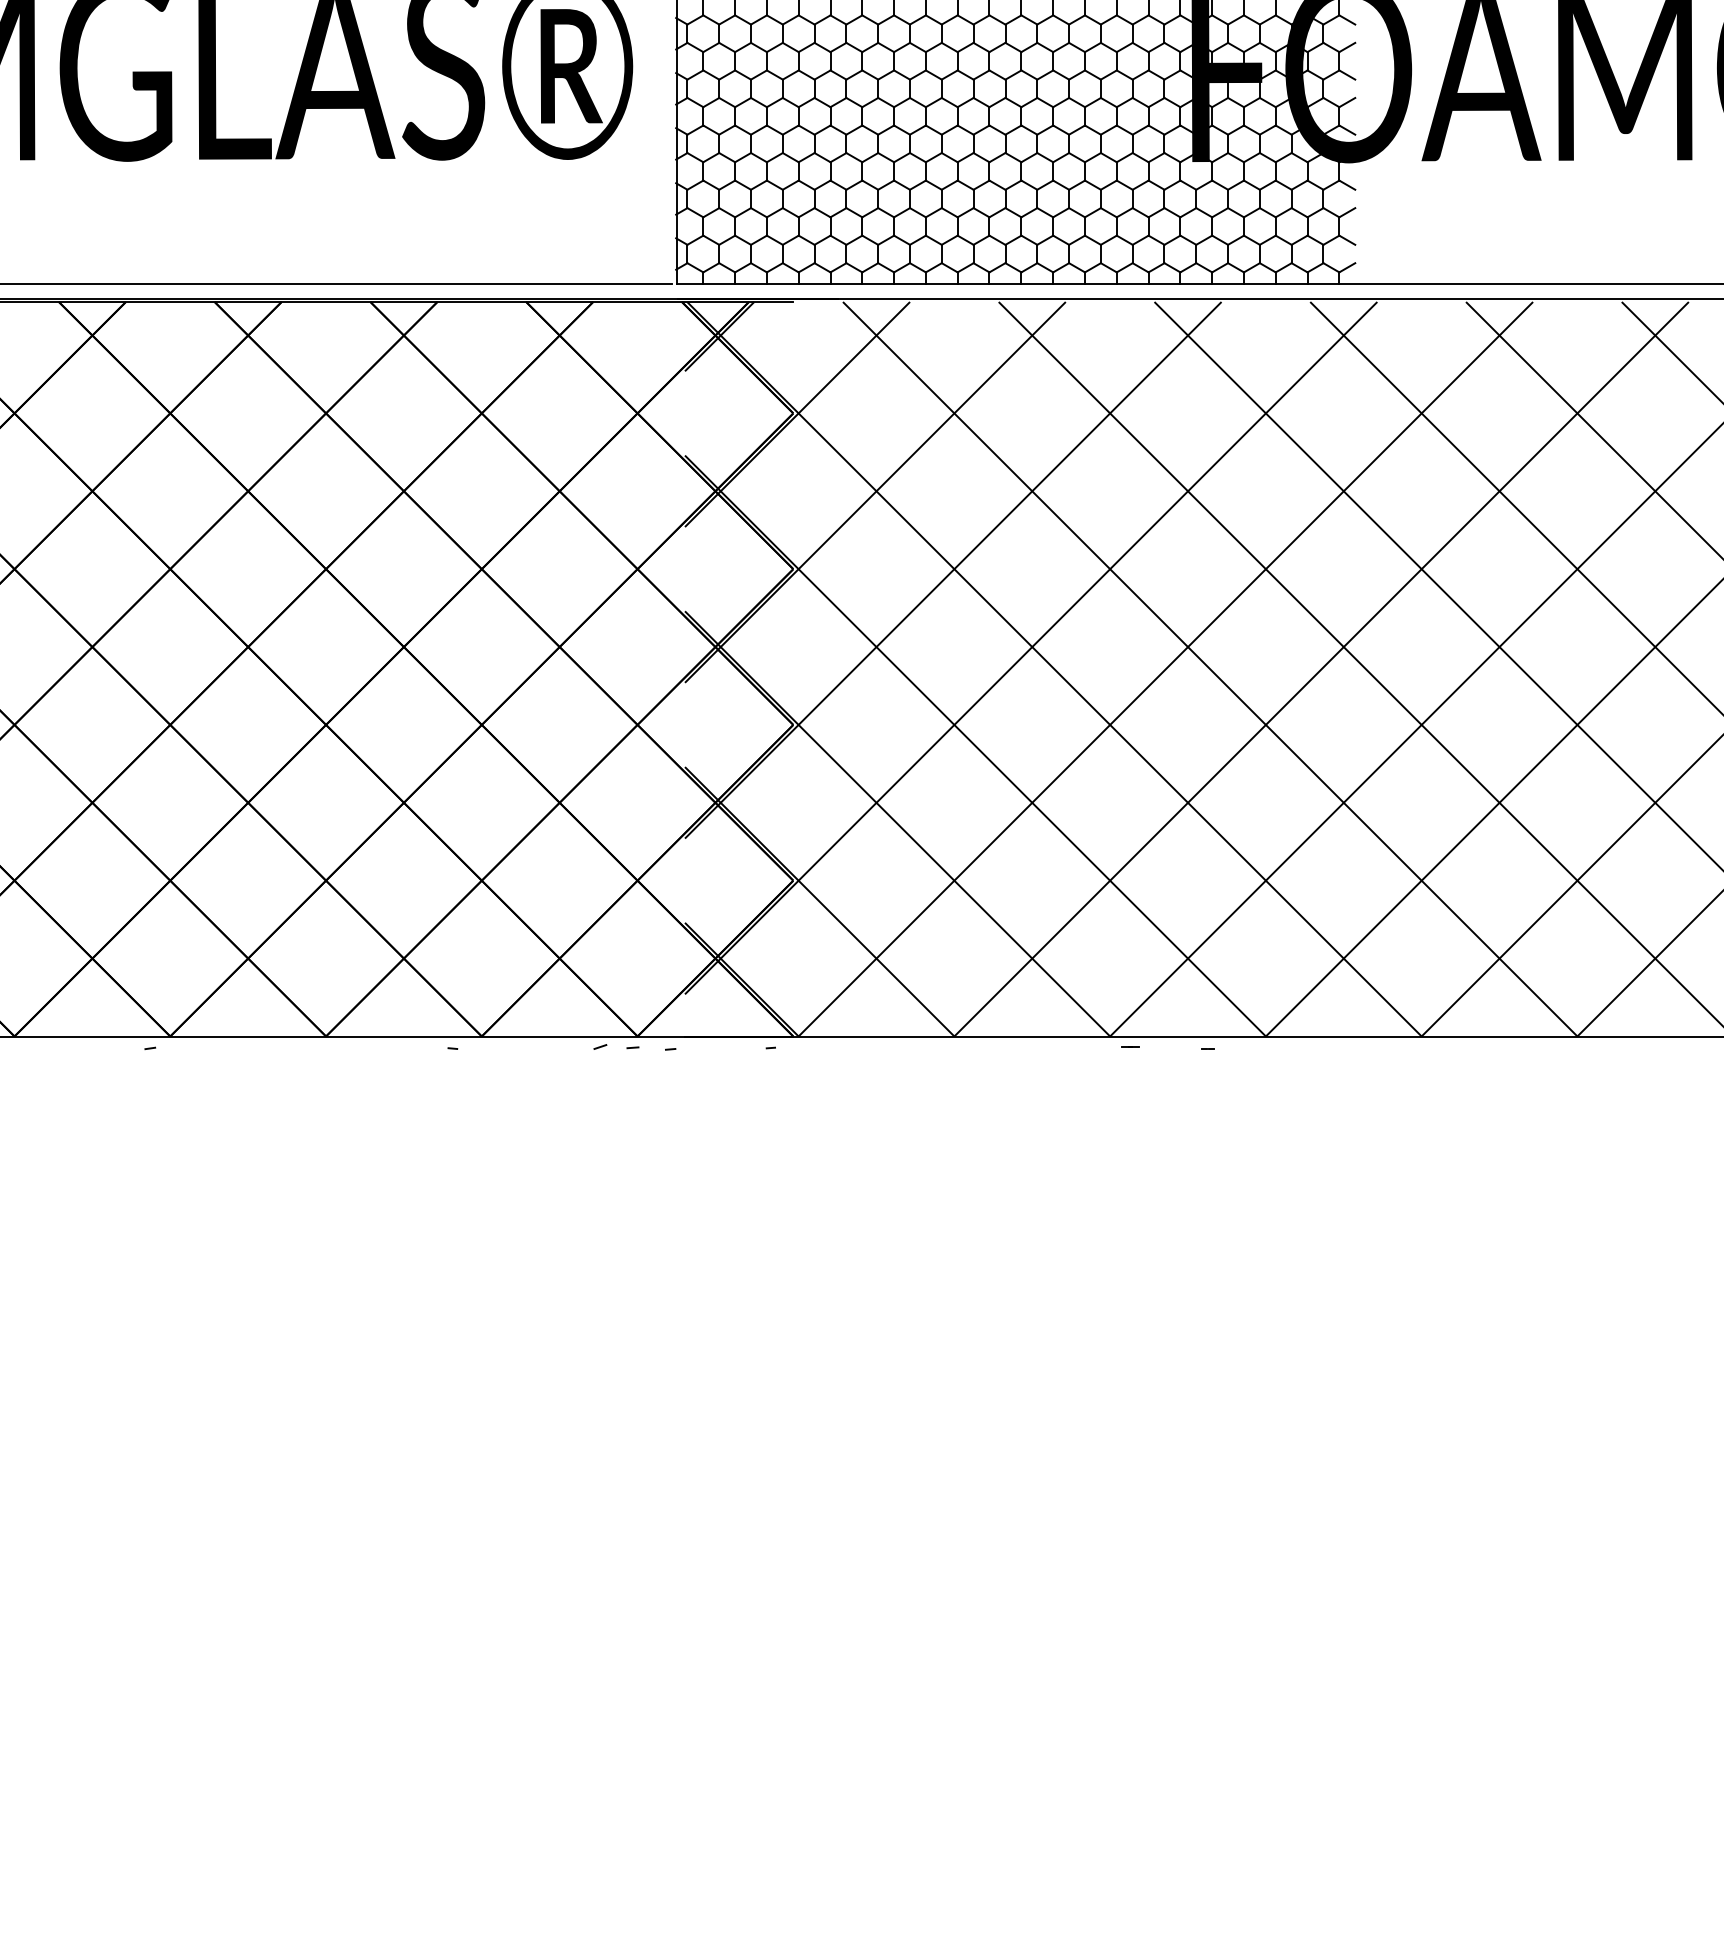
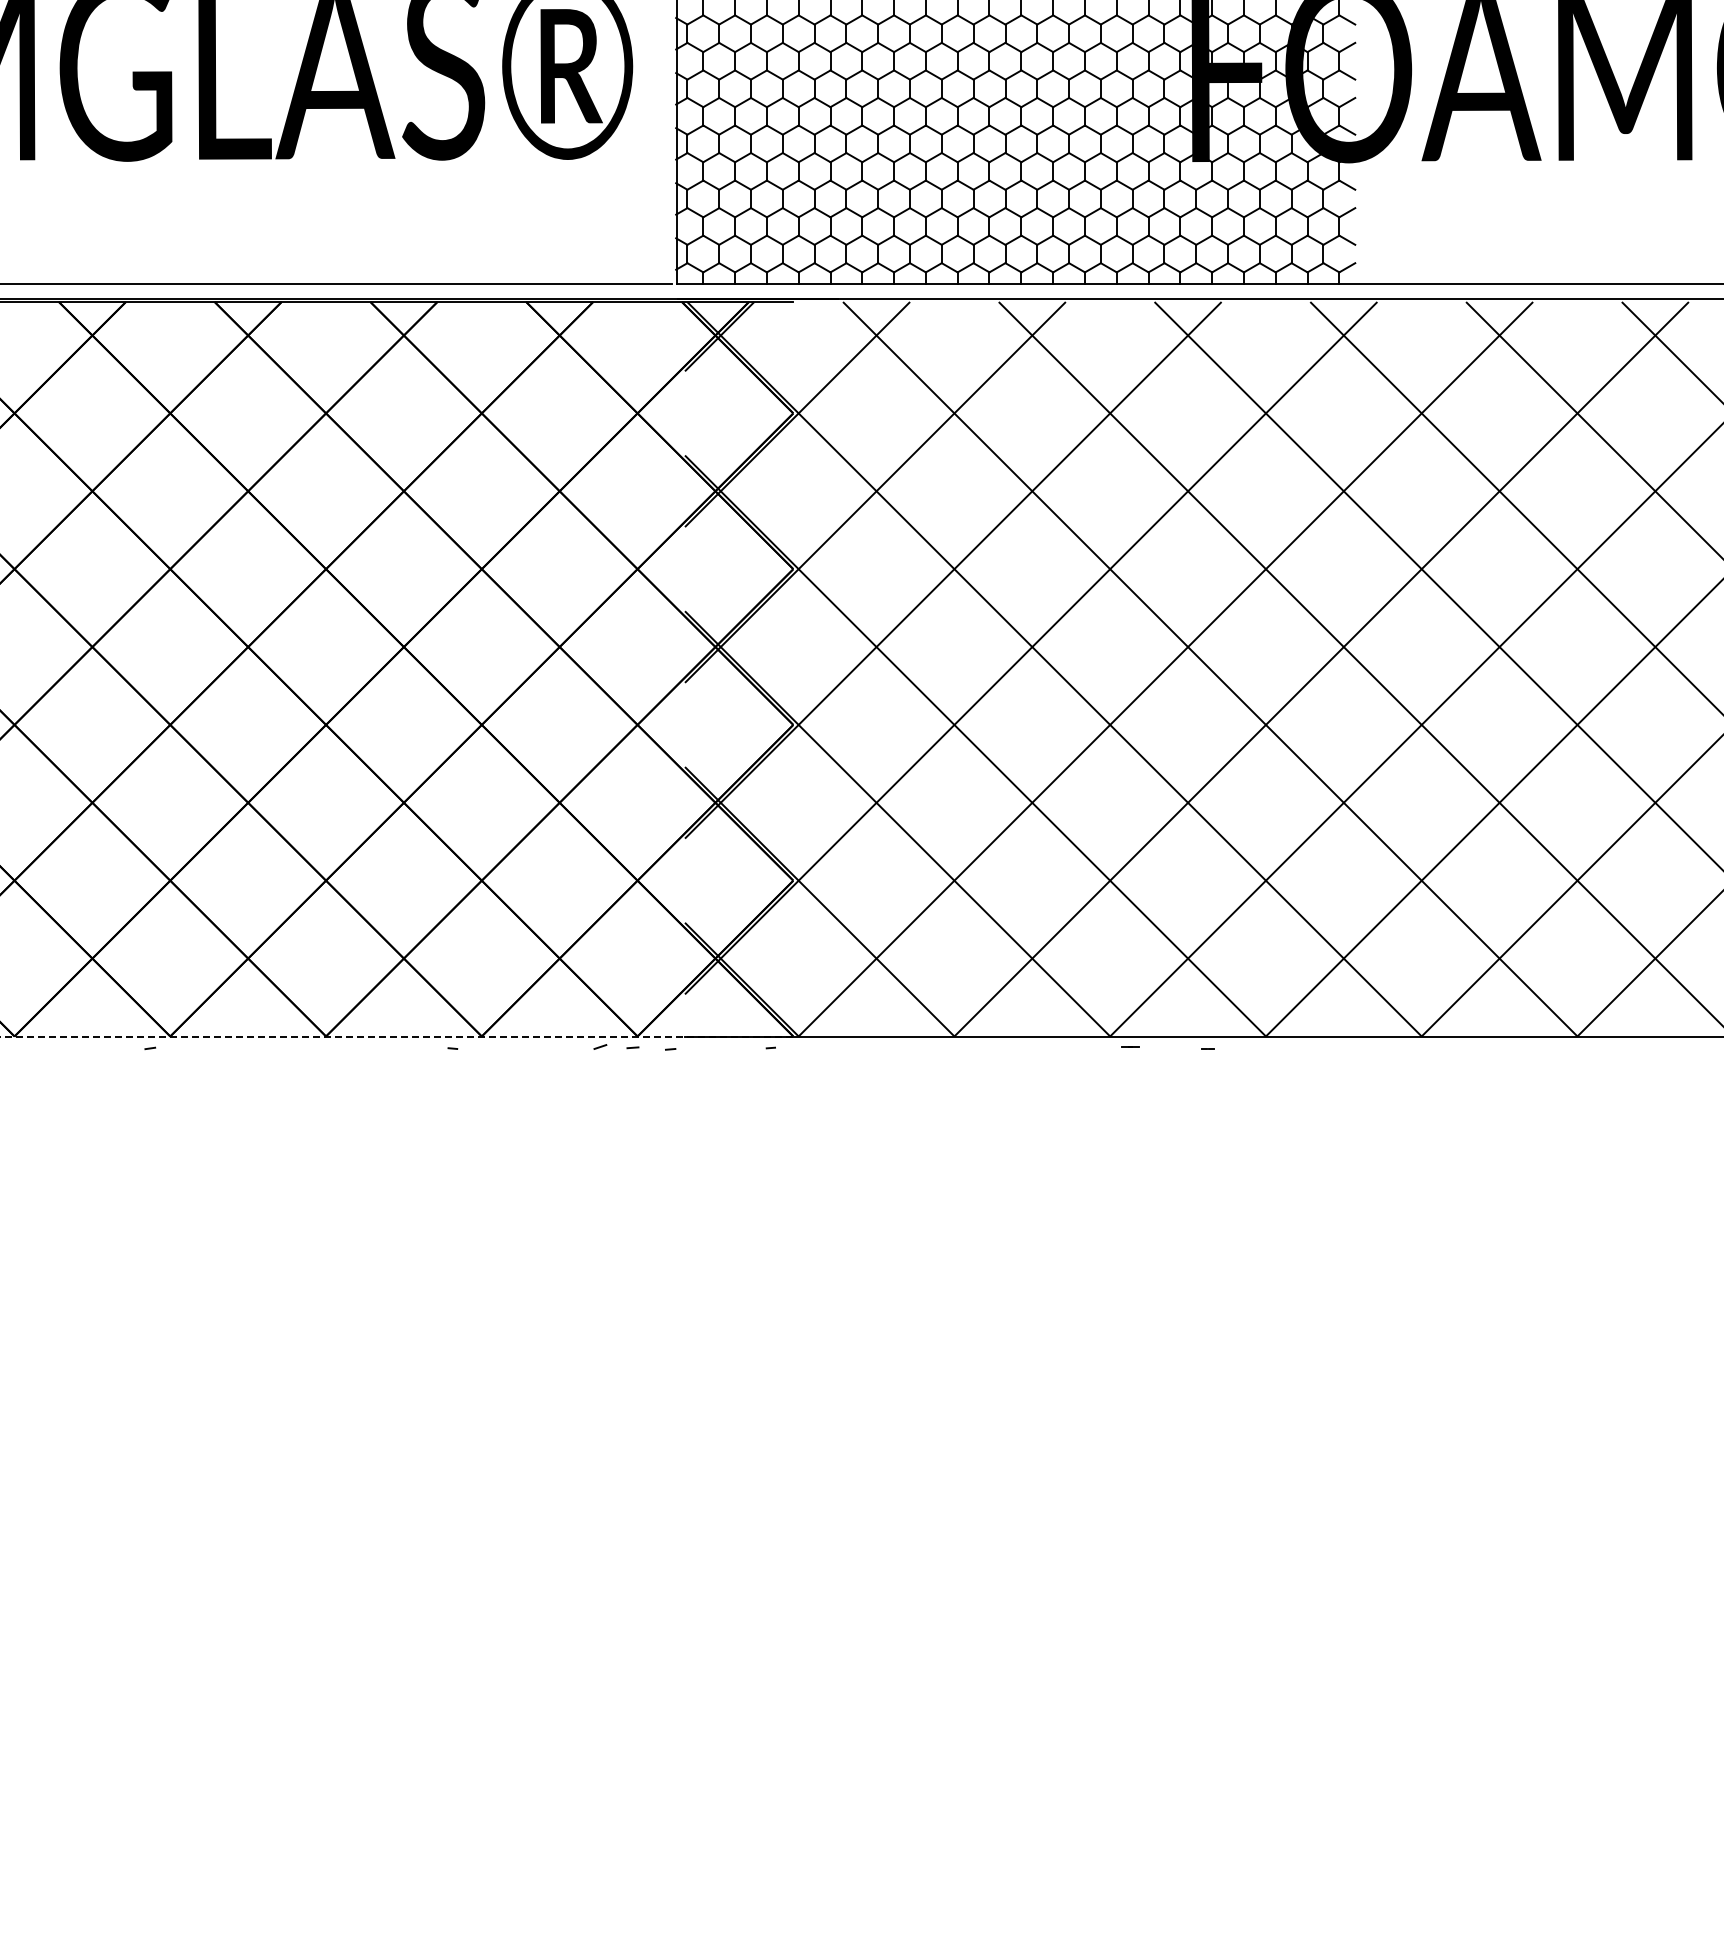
line: solid -> dashed (397, 1036)
